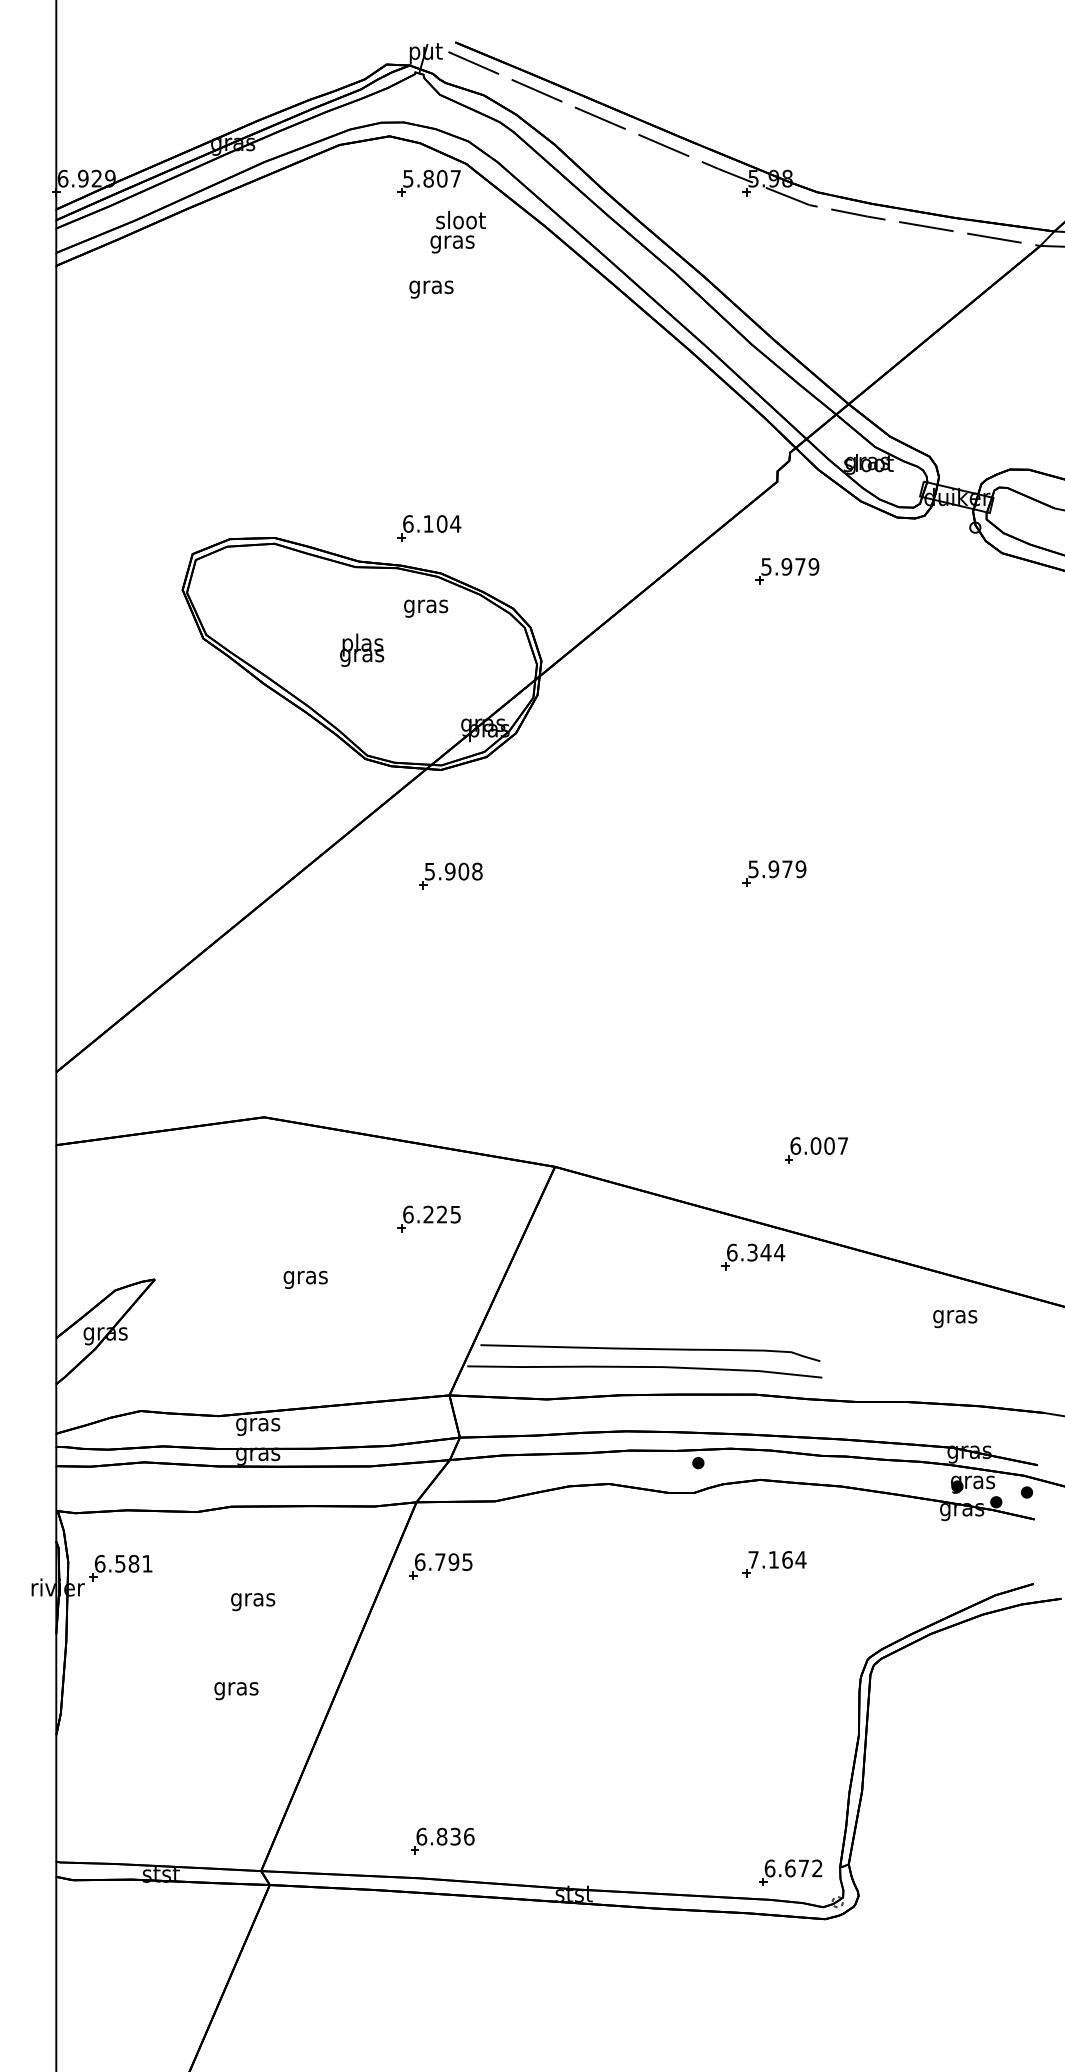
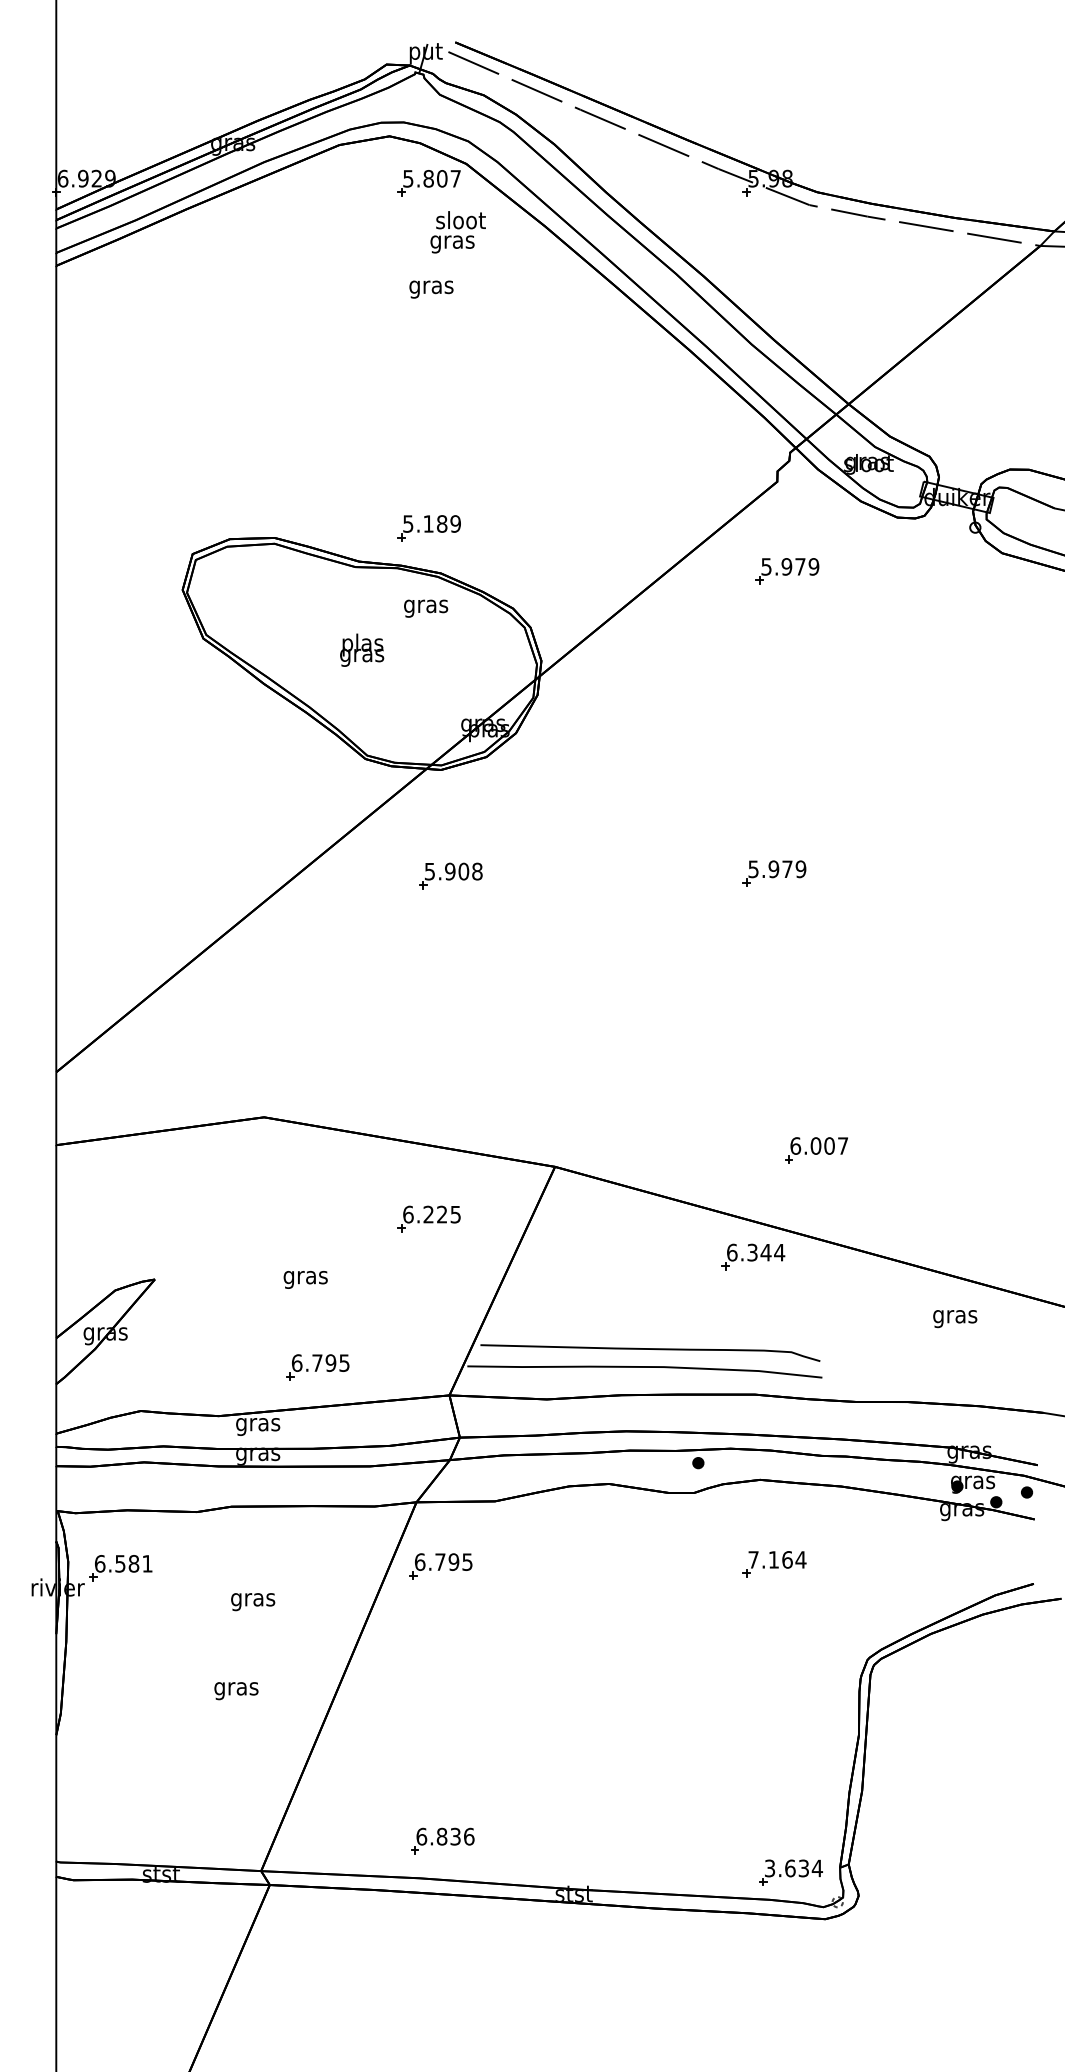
text: 6.104 -> 5.189 (432, 523)
part: none -> present (317, 1367)
text: 6.672 -> 3.634 (793, 1868)
